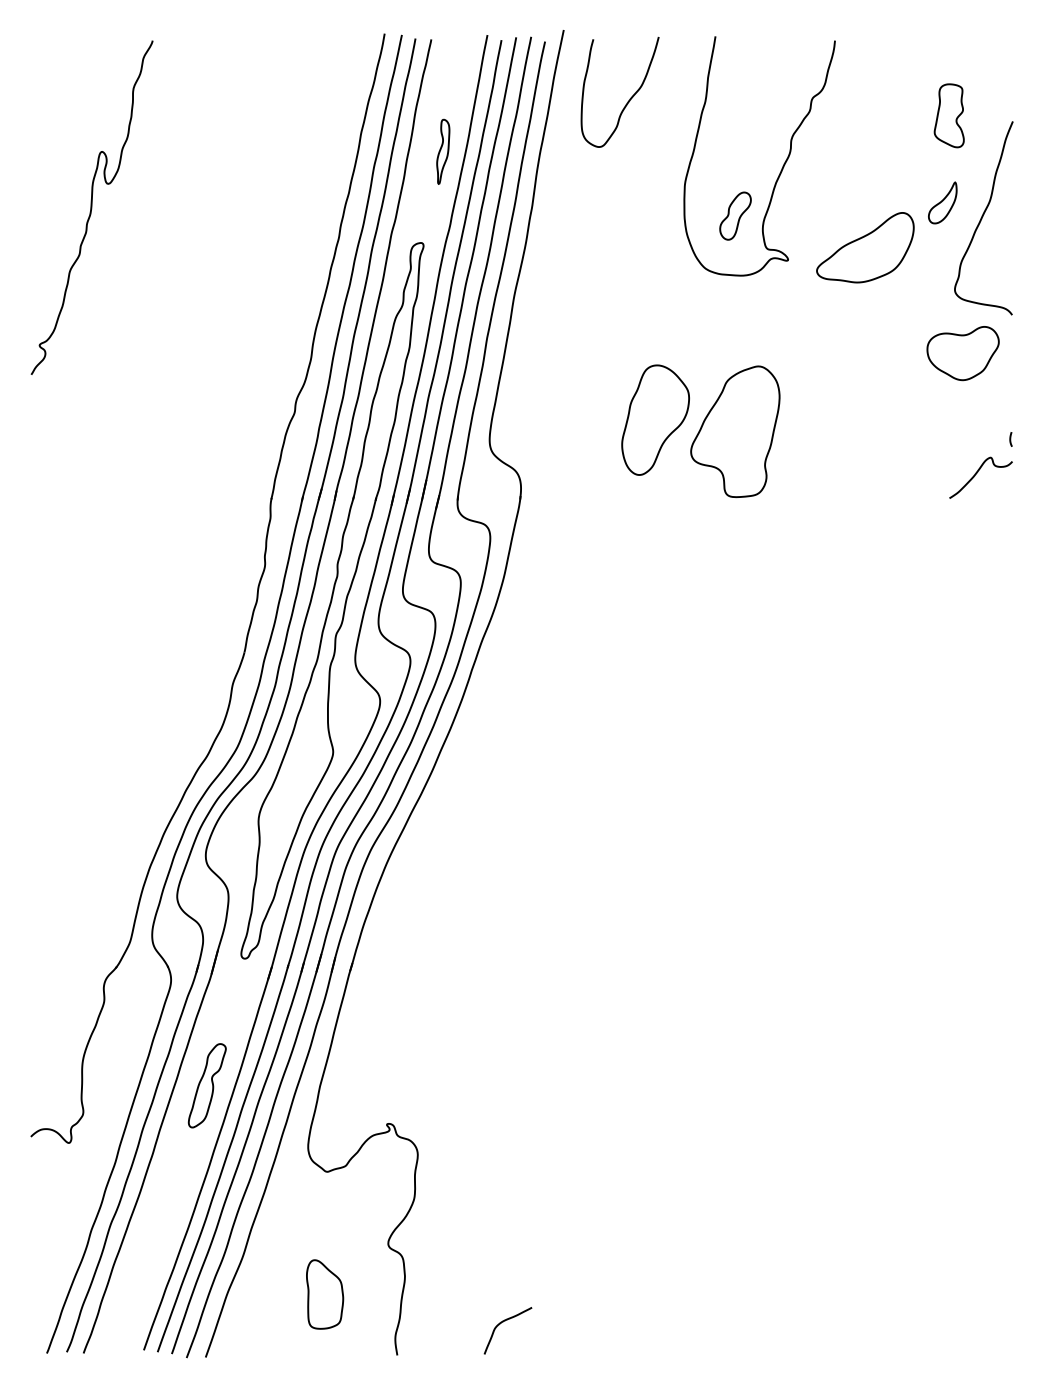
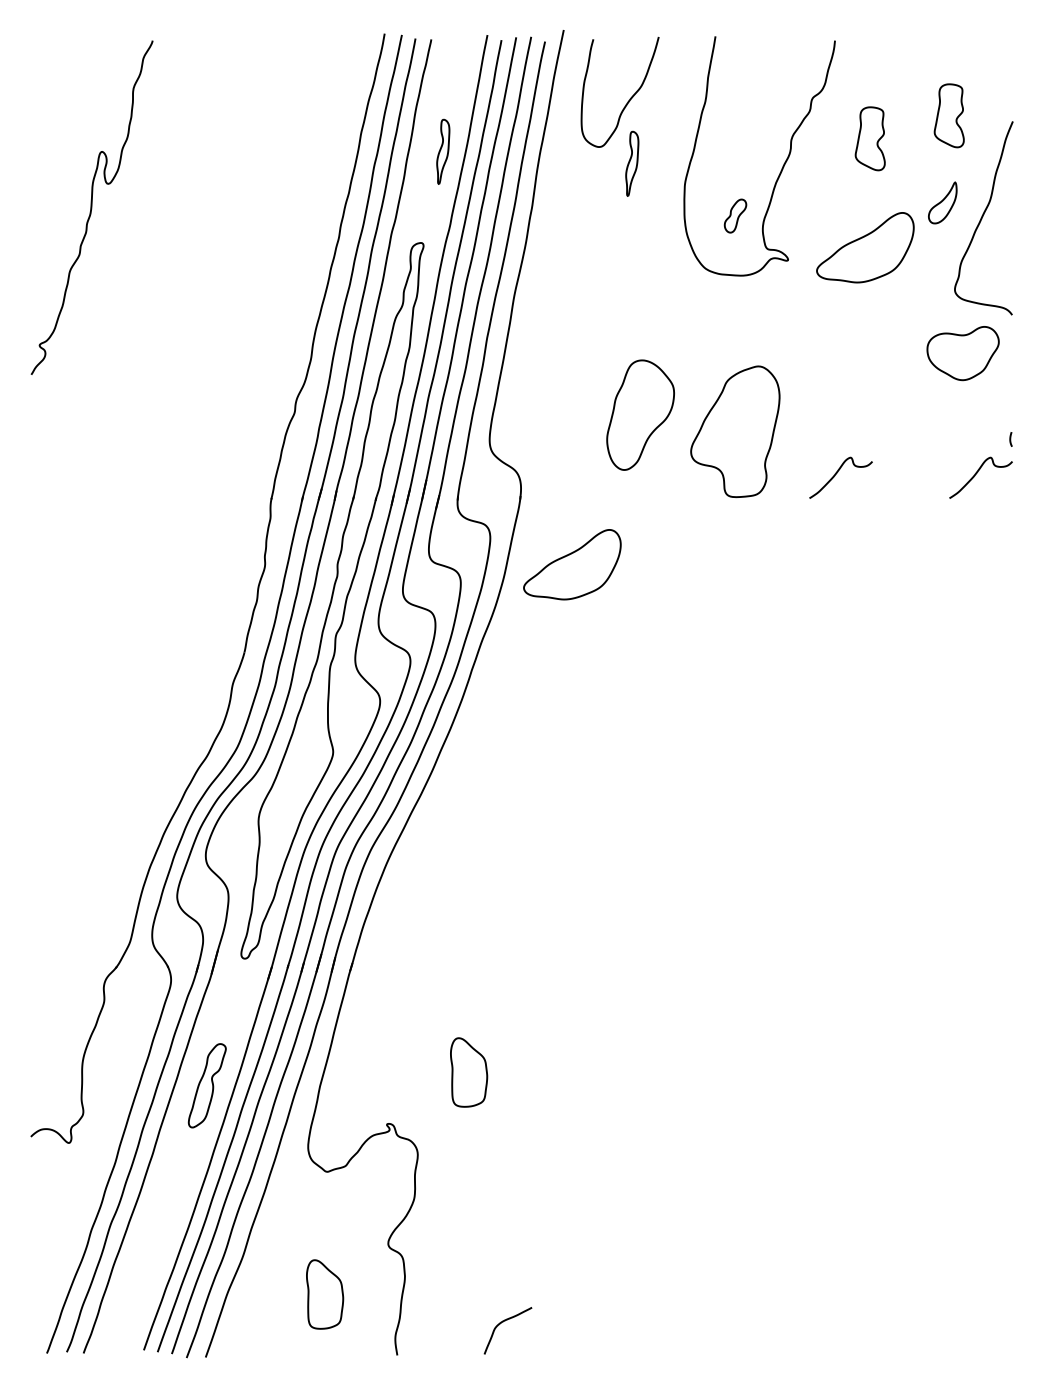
part: none -> present (869, 138)
part: none -> present (632, 163)
part size: 33x50 px -> 25x36 px (735, 215)
part position: (655, 419) -> (640, 414) (640, 414)
curve: none -> present (837, 473)
part: none -> present (572, 564)
part: none -> present (469, 1072)
